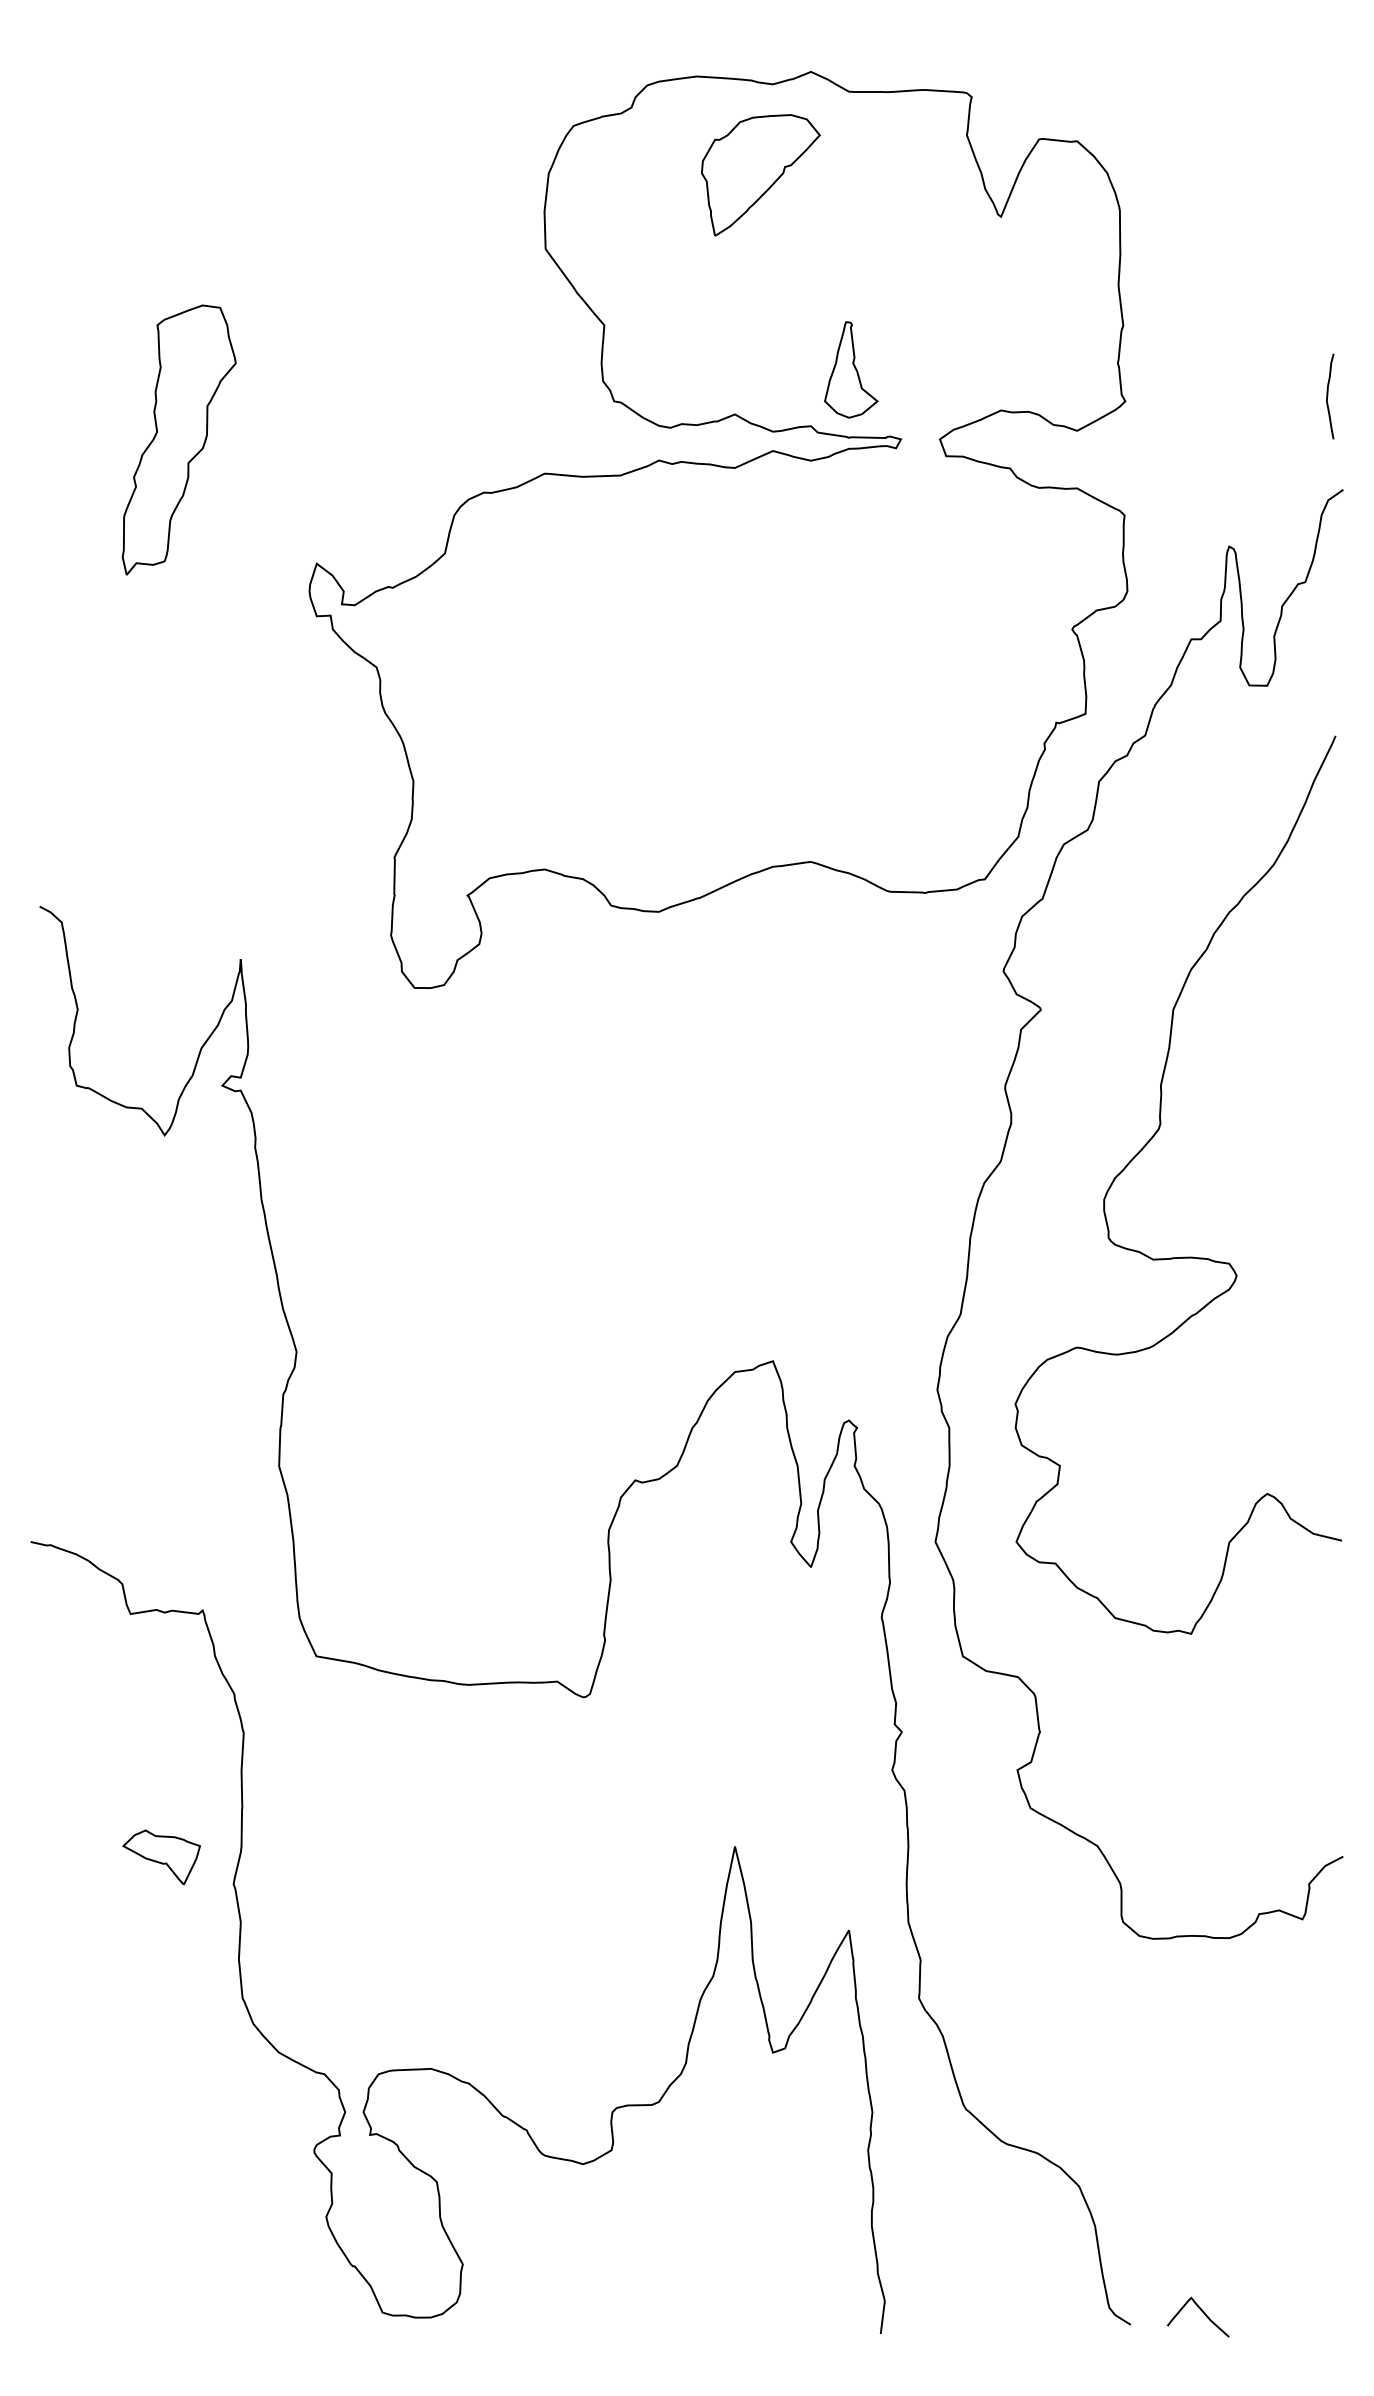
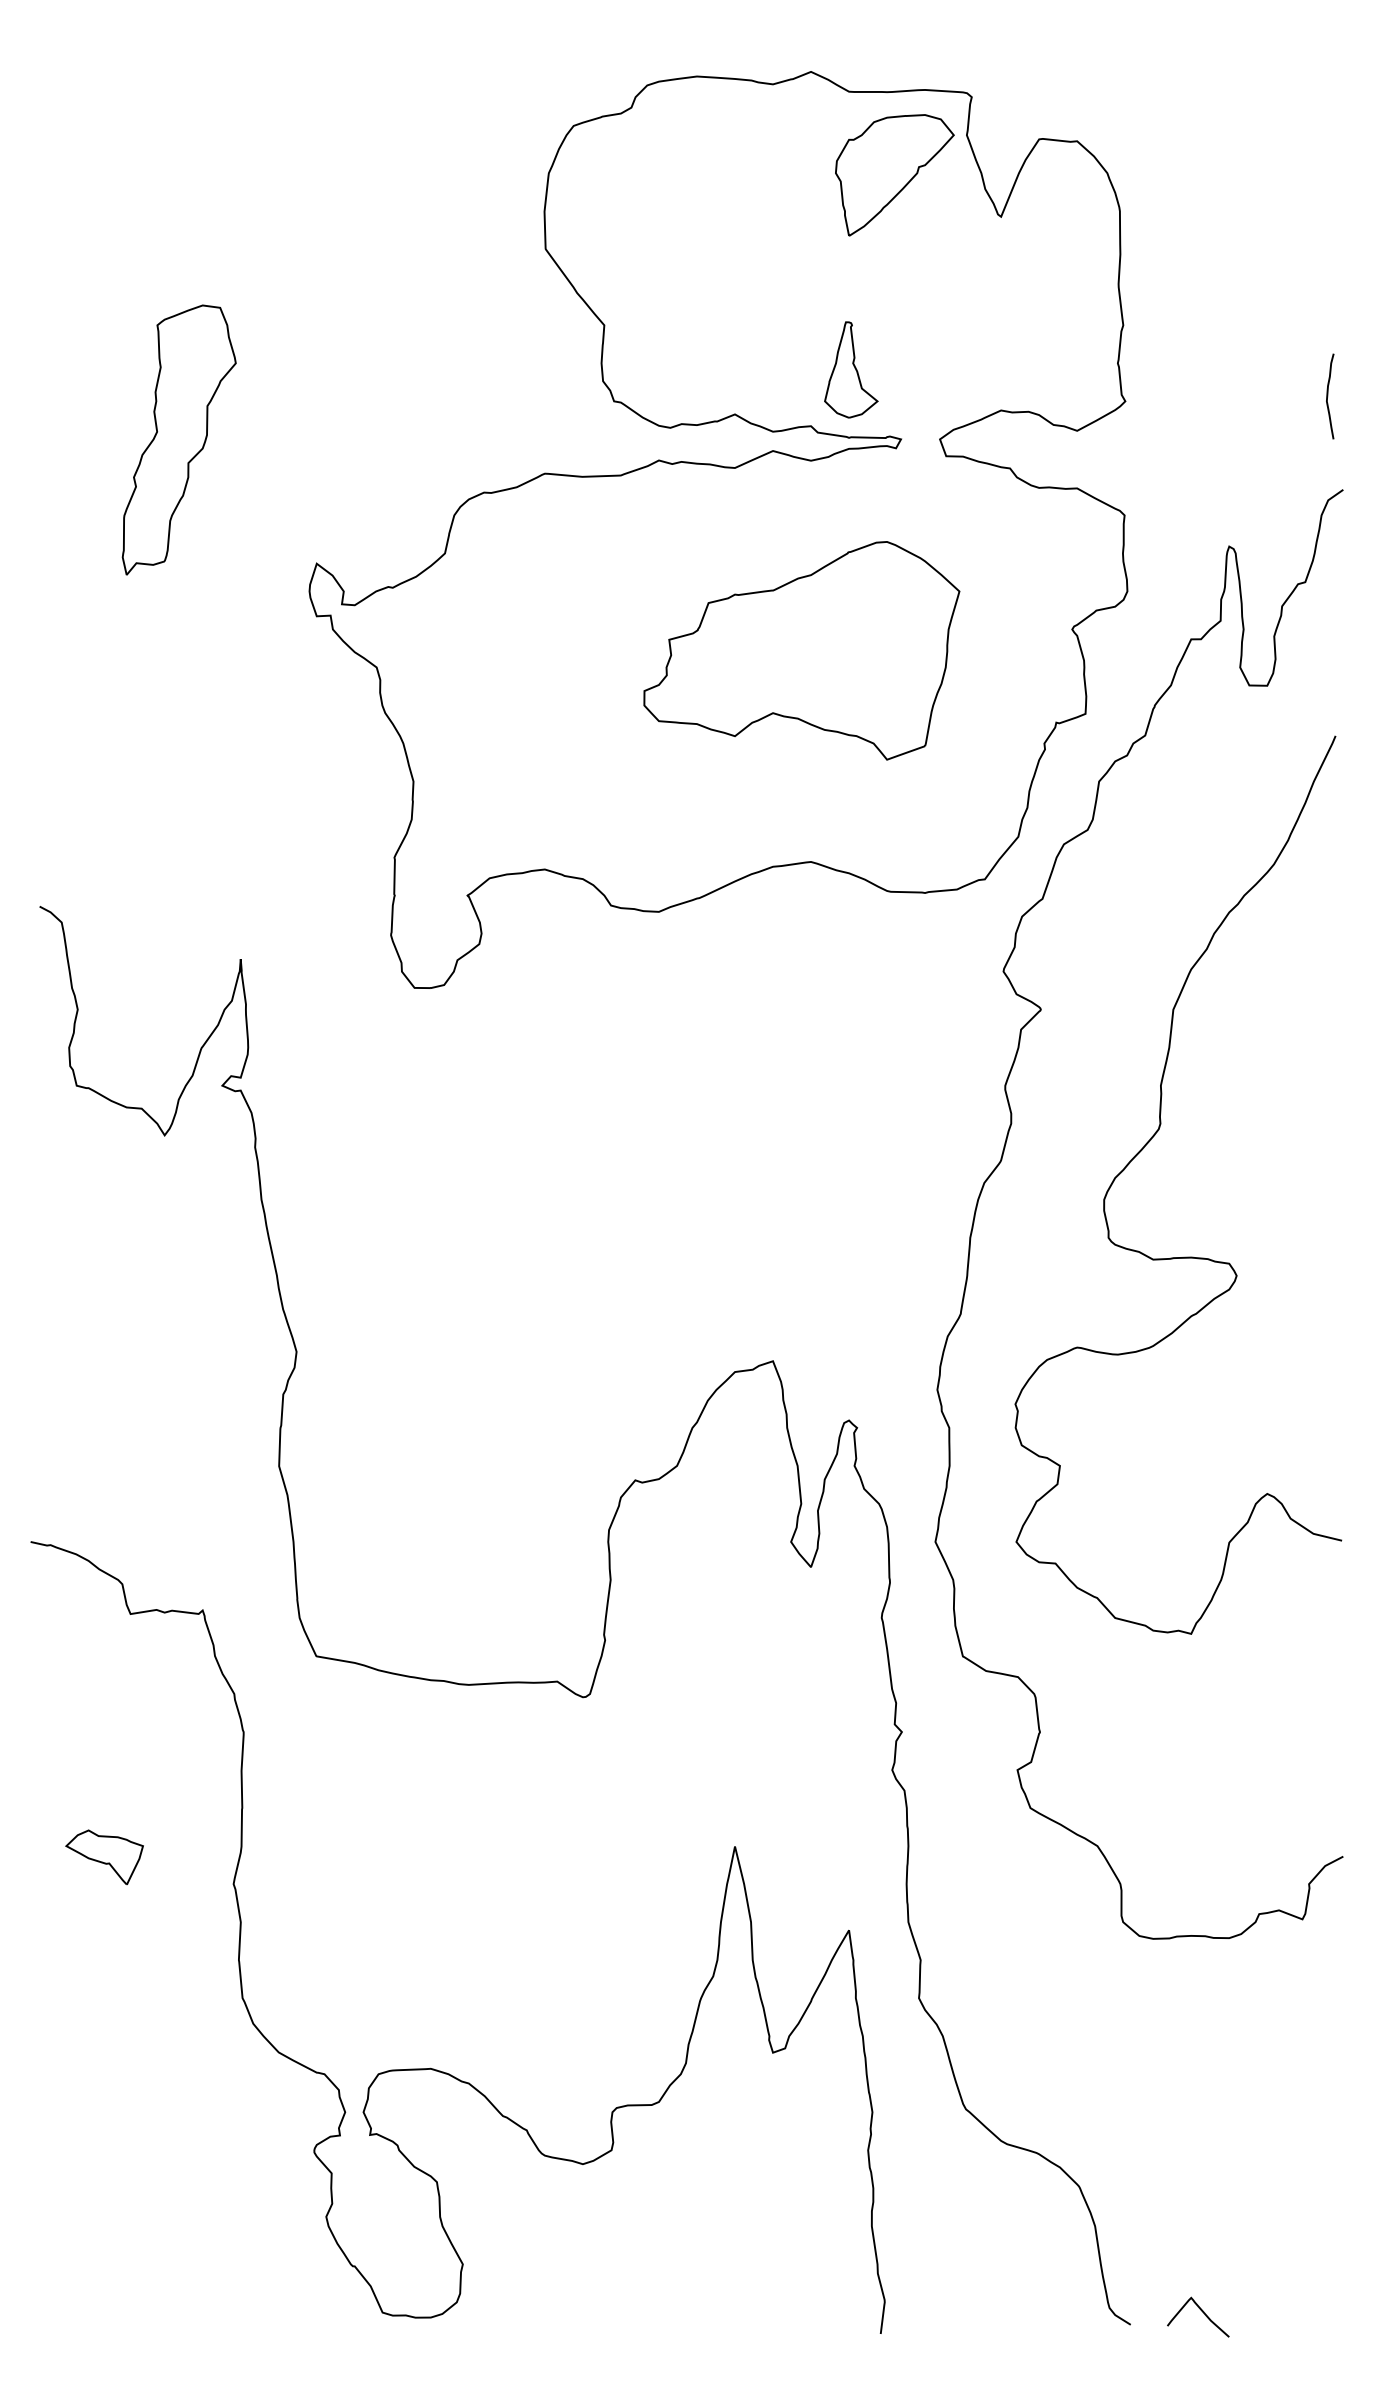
part position: (760, 175) -> (894, 175) (894, 175)
part: none -> present (801, 650)
part position: (161, 1856) -> (104, 1856) (104, 1856)
